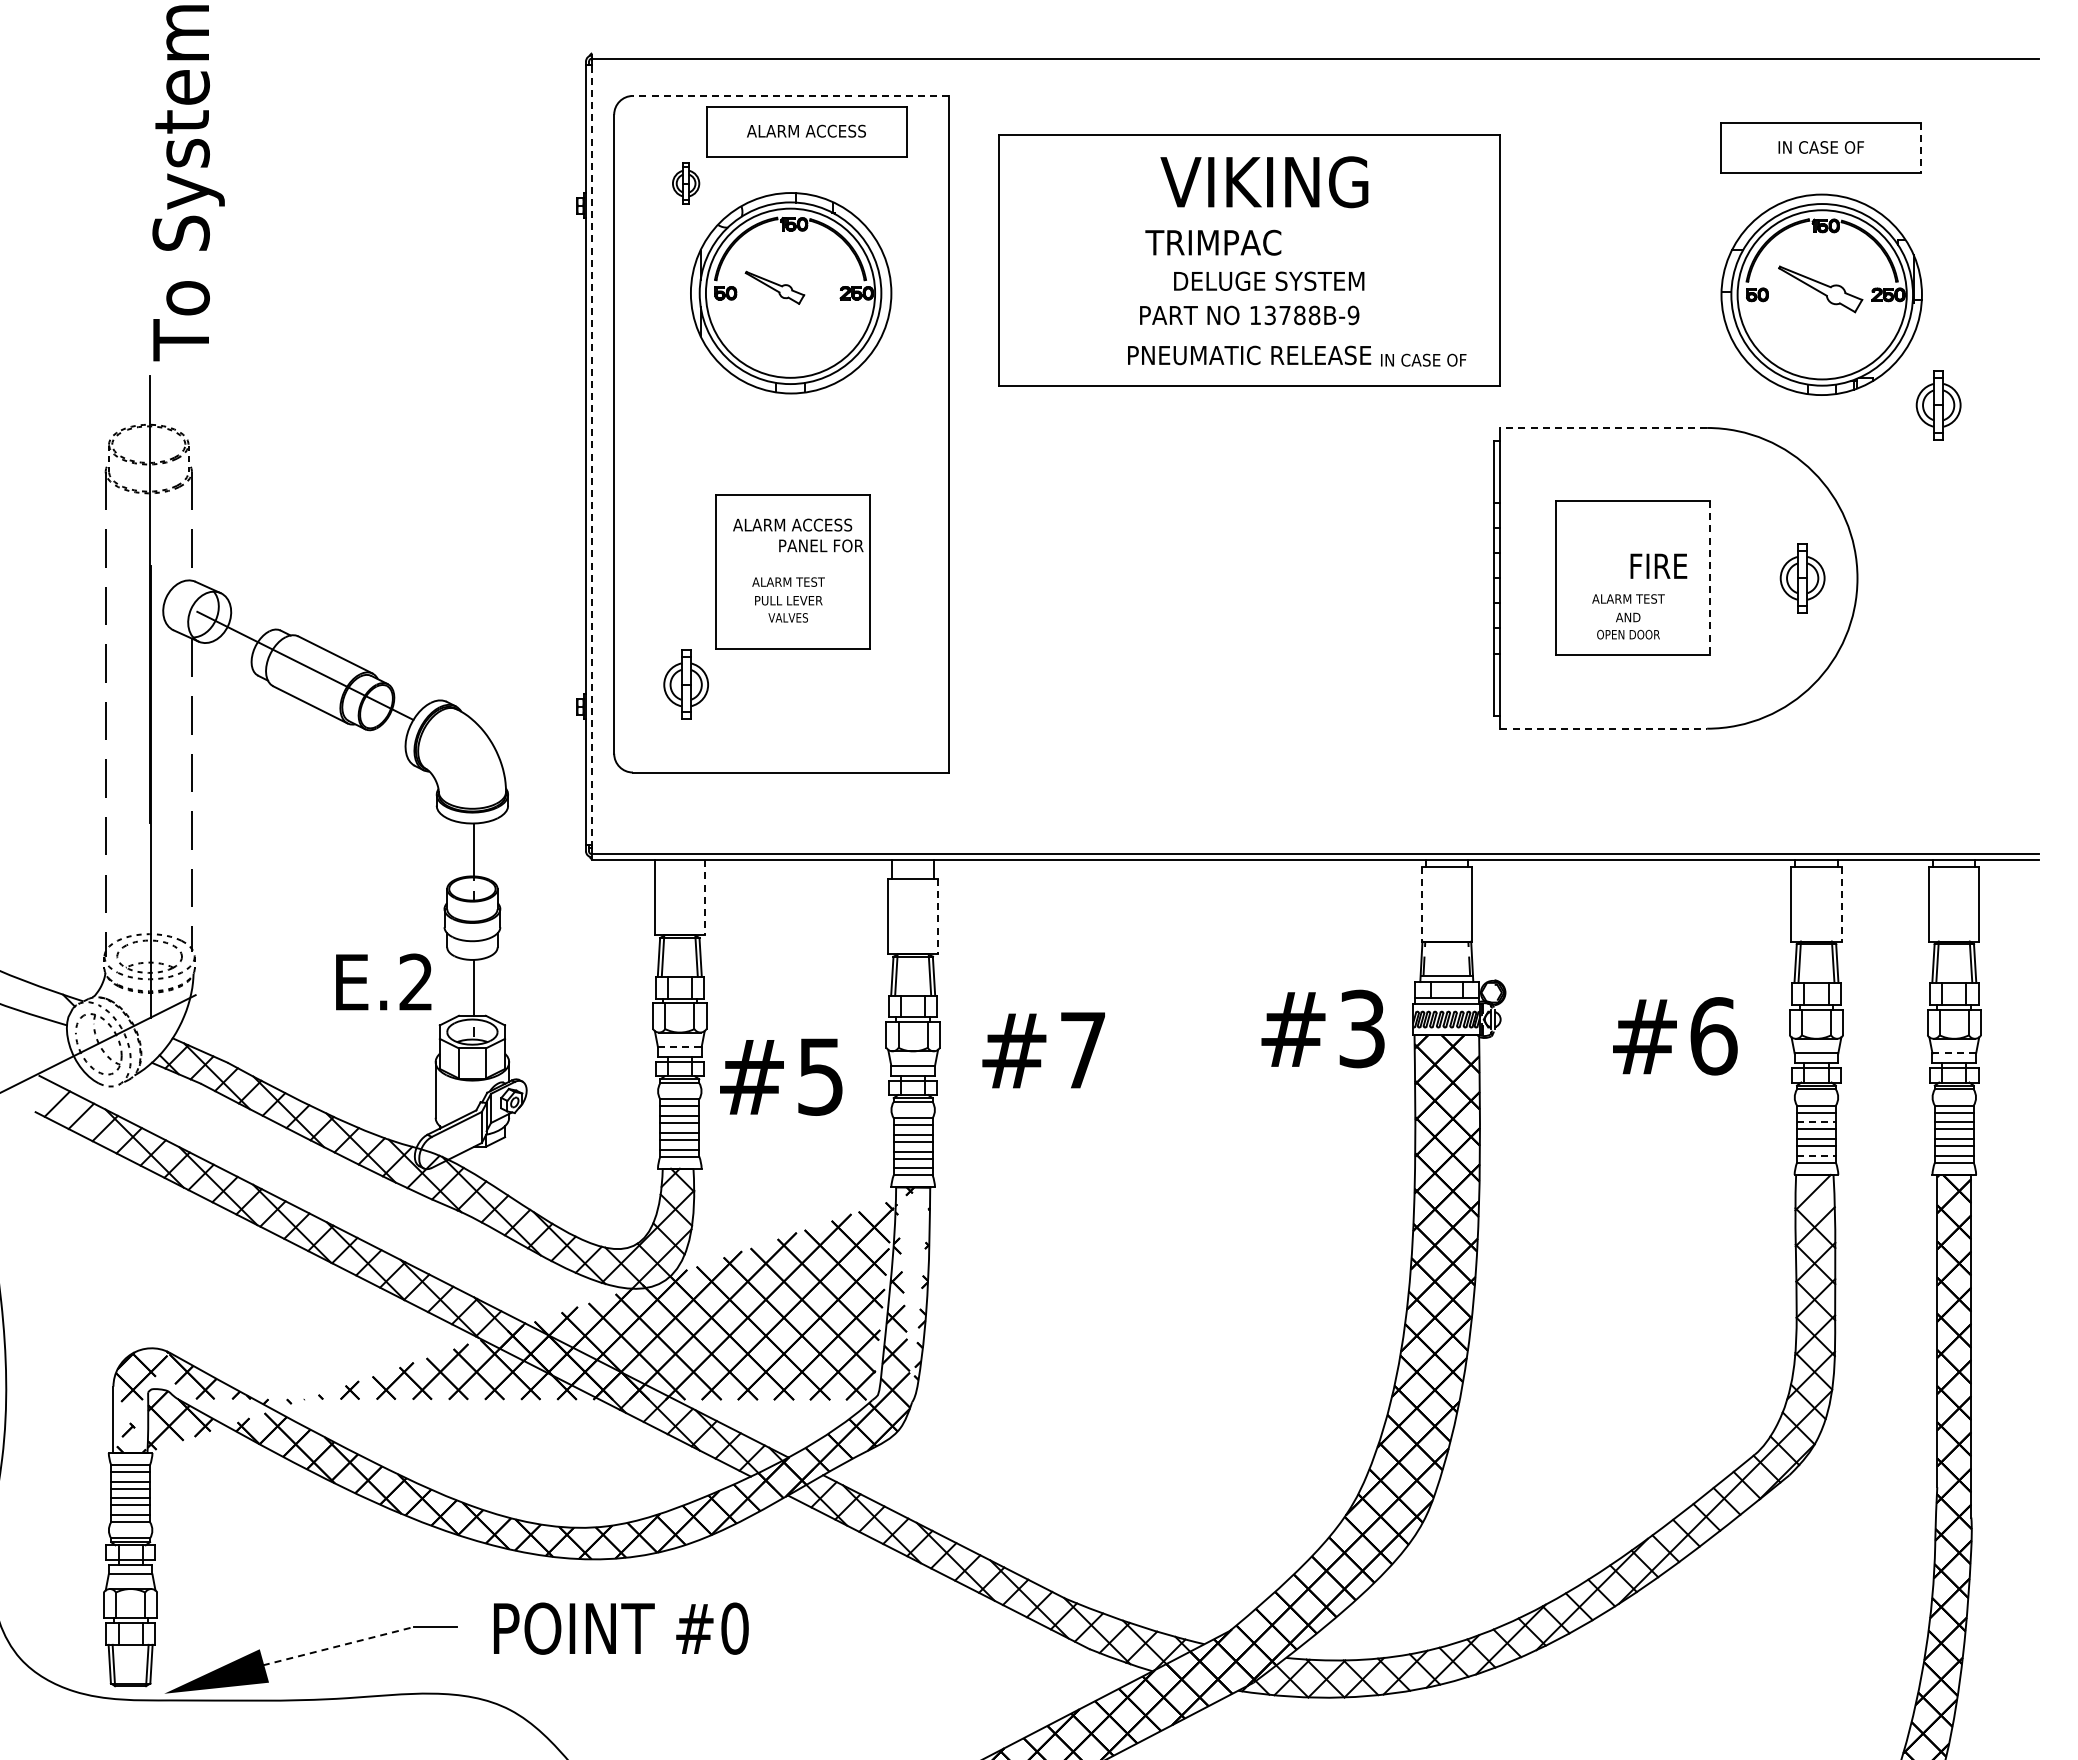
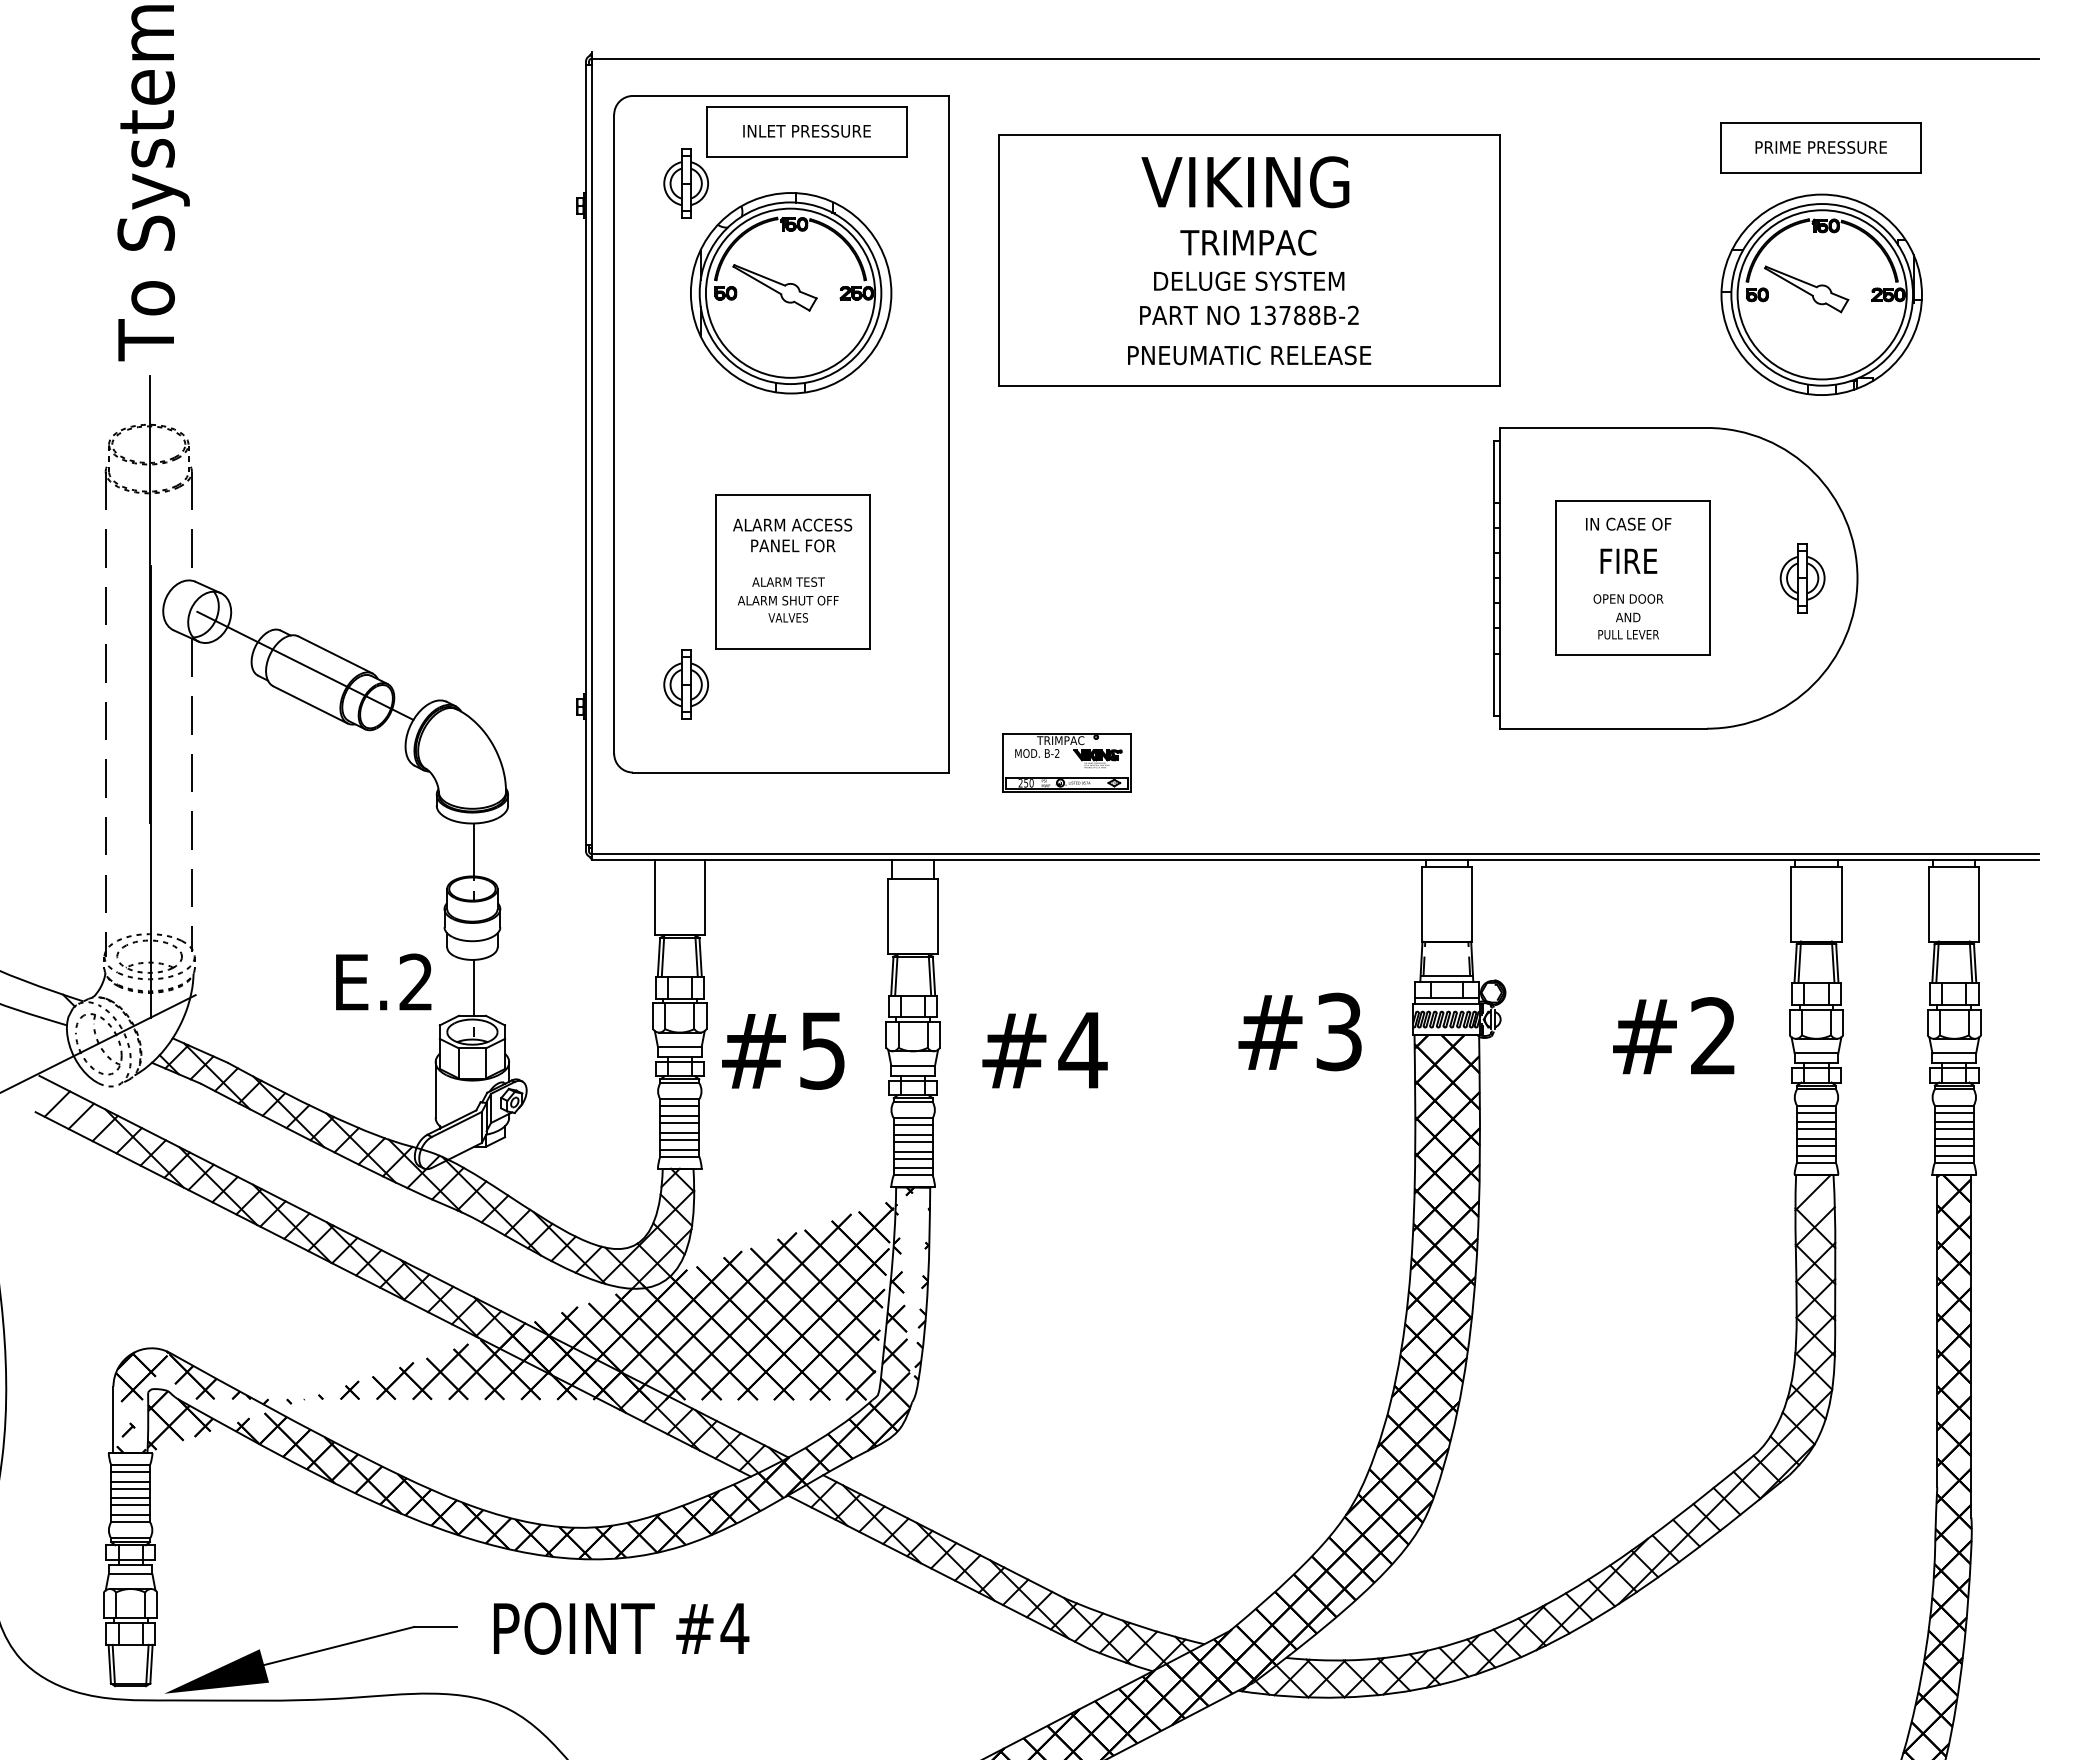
line: dashed -> solid (790, 95)
text: ALARM ACCESS -> INLET PRESSURE (806, 130)
text: IN CASE OF -> PRIME PRESSURE (1820, 147)
line: dashed -> solid (1921, 148)
text position: (1264, 182) -> (1245, 182) (1245, 182)
text position: (188, 183) -> (153, 183) (153, 183)
part size: 29x43 px -> 46x71 px (685, 183)
text position: (1213, 242) -> (1248, 242) (1248, 242)
text position: (1269, 280) -> (1249, 280) (1249, 280)
part size: 62x35 px -> 86x48 px (774, 287)
part position: (1820, 289) -> (1806, 289) (1806, 289)
text: 13788B-9 -> 13788B-2 (1353, 315)
text position: (1423, 359) -> (1628, 523) (1628, 523)
part: present -> none (1938, 405)
line: dashed -> solid (1603, 427)
line: dashed -> solid (592, 456)
text position: (821, 545) -> (793, 545) (793, 545)
text position: (1658, 565) -> (1628, 560) (1628, 560)
line: dashed -> solid (1709, 578)
text: ALARM TEST -> OPEN DOOR (1628, 598)
text: PULL LEVER -> ALARM SHUT OFF (787, 600)
text: OPEN DOOR -> PULL LEVER (1628, 634)
line: dashed -> solid (1604, 728)
part: none -> present (1066, 762)
line: dashed -> solid (704, 897)
line: dashed -> solid (1421, 904)
line: dashed -> solid (1841, 904)
line: dashed -> solid (938, 916)
text position: (1322, 1028) -> (1299, 1031) (1299, 1031)
text: #6 -> #2 (1713, 1036)
line: dashed -> solid (679, 1047)
text: #7 -> #4 (1082, 1050)
line: dashed -> solid (1954, 1053)
text position: (781, 1076) -> (783, 1050) (783, 1050)
line: dashed -> solid (1816, 1122)
line: dashed -> solid (1816, 1155)
text: #0 -> #4 (734, 1628)
line: dashed -> solid (338, 1646)
